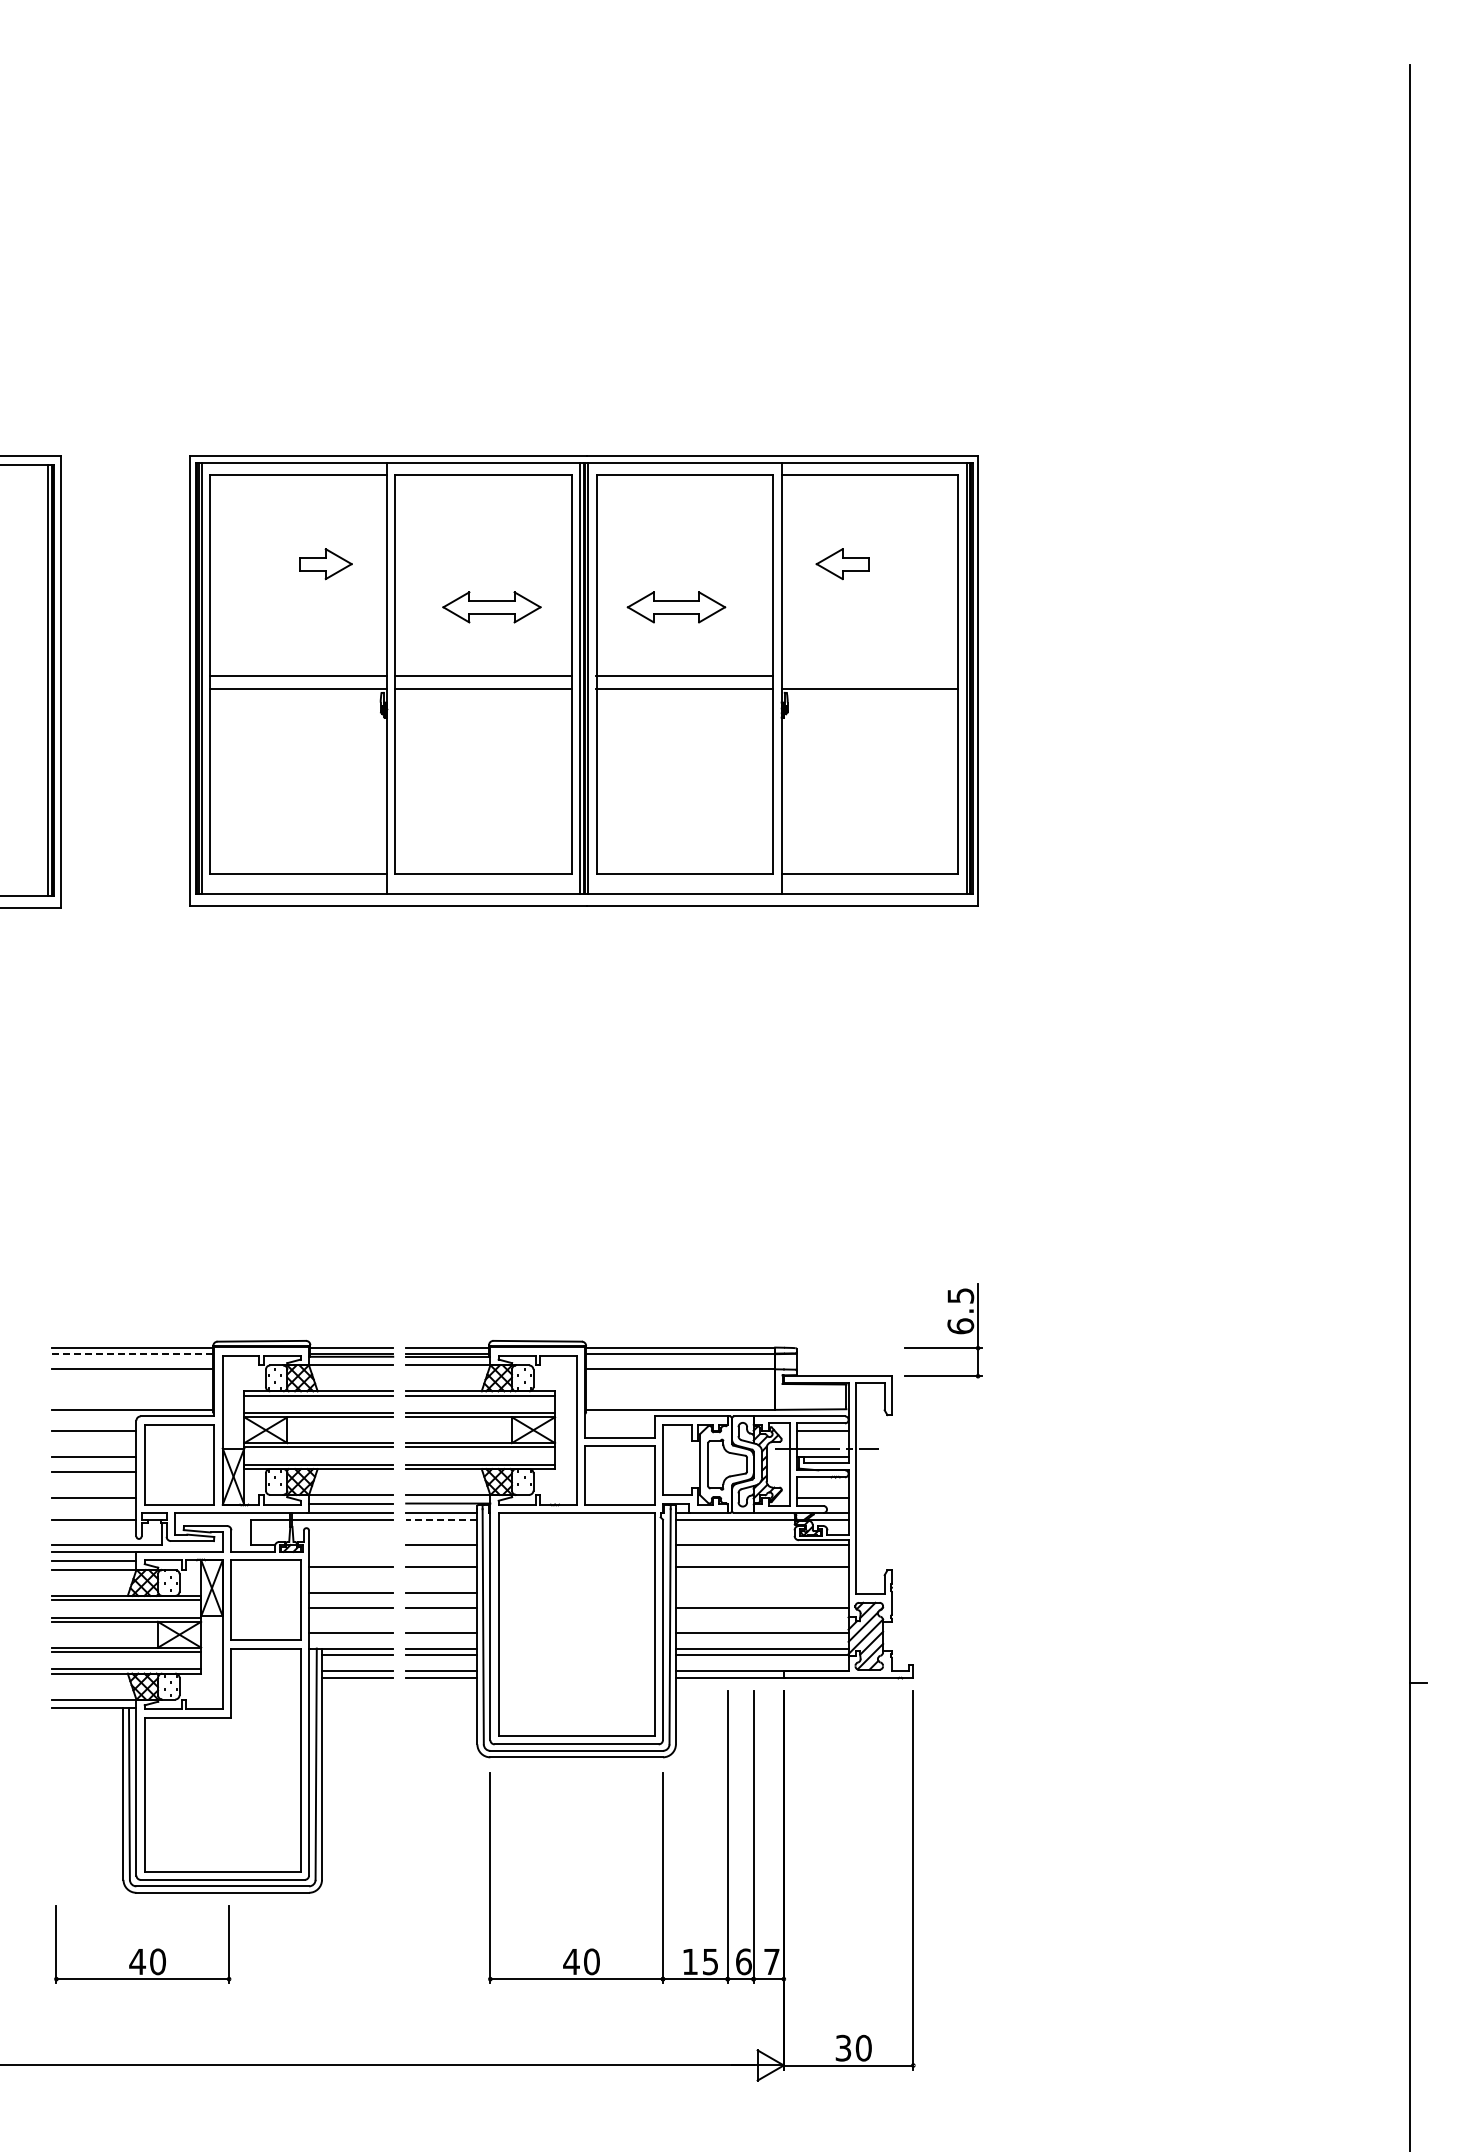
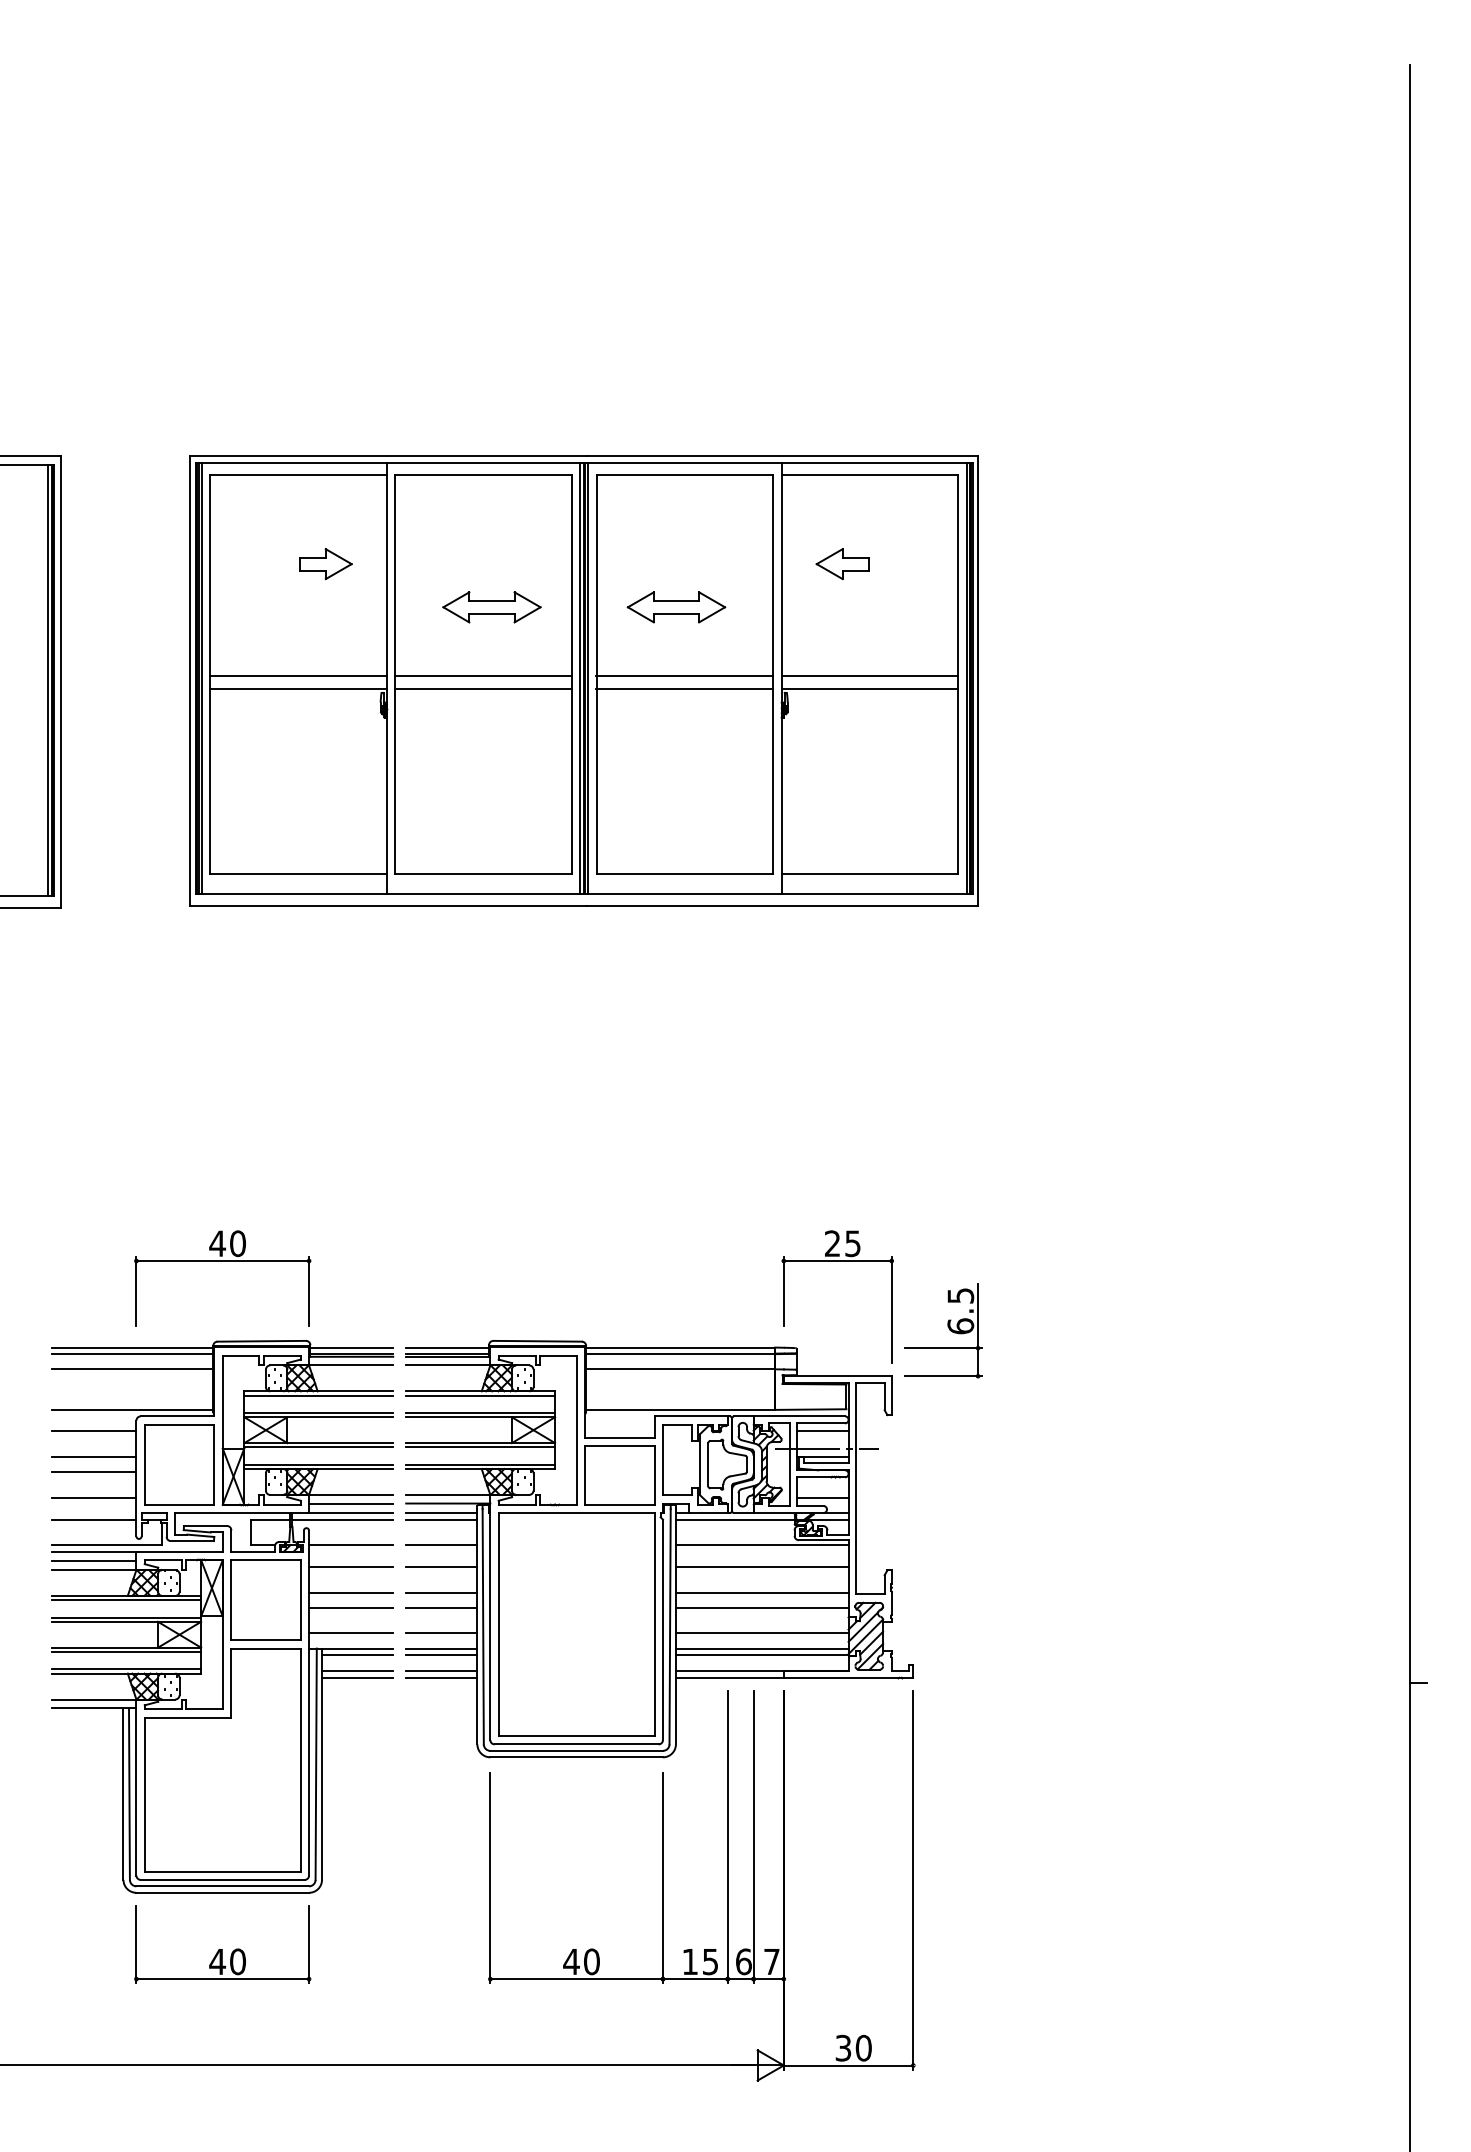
line: none -> present (869, 676)
part: none -> present (222, 1261)
part: none -> present (837, 1261)
line: dashed -> solid (132, 1354)
line: dashed -> solid (441, 1519)
line: none -> present (351, 1545)
line: none -> present (761, 1592)
part position: (142, 1944) -> (222, 1944) (222, 1944)
